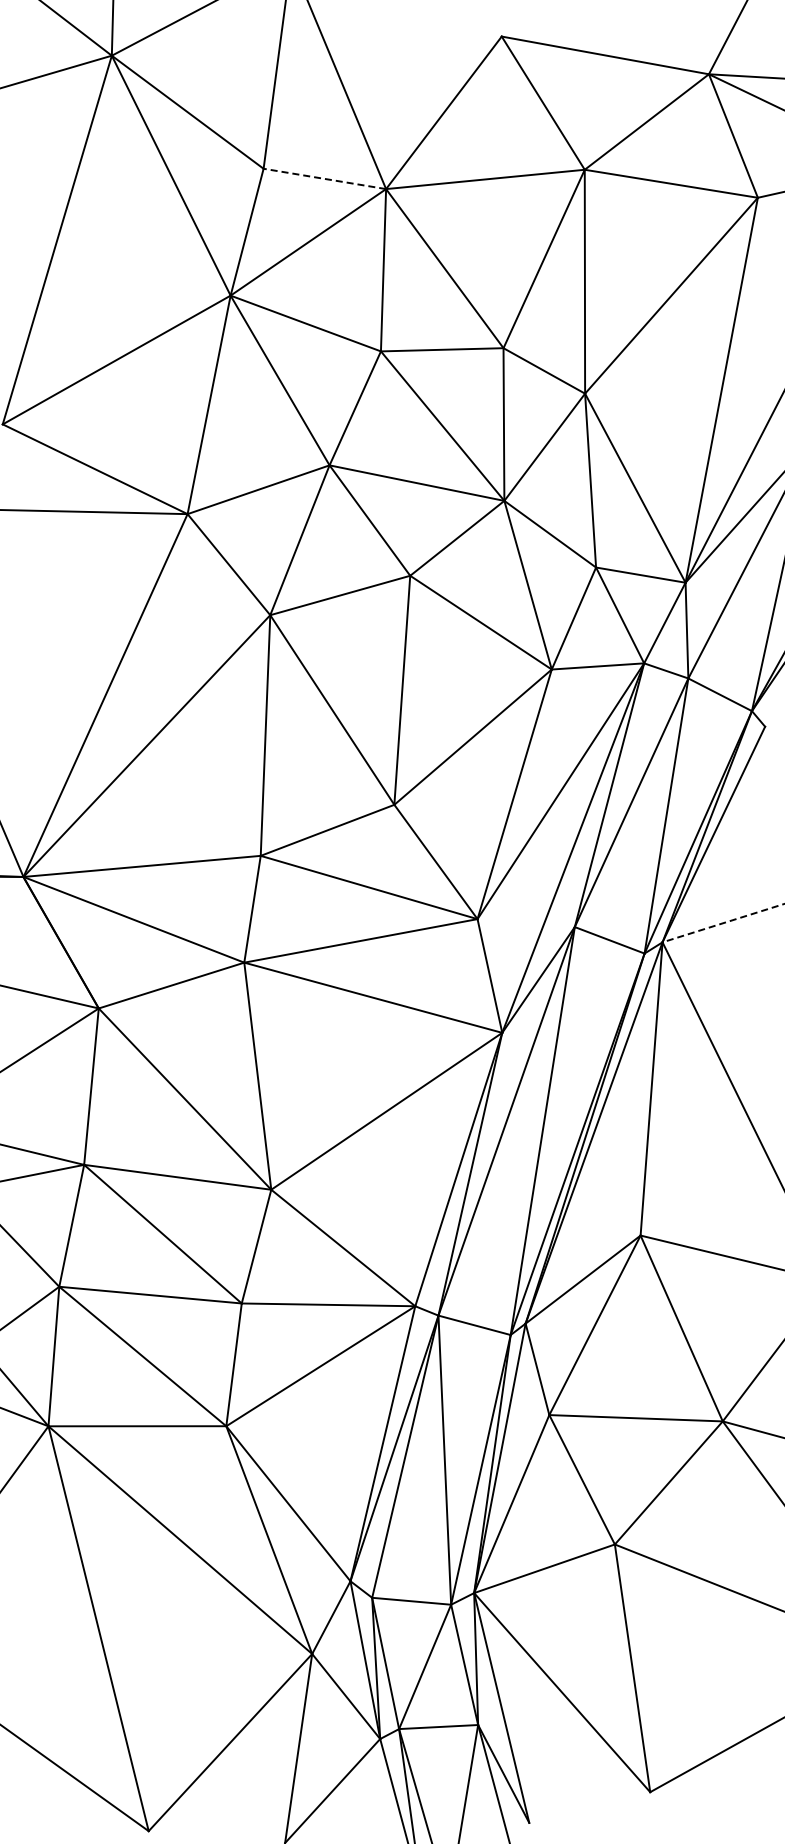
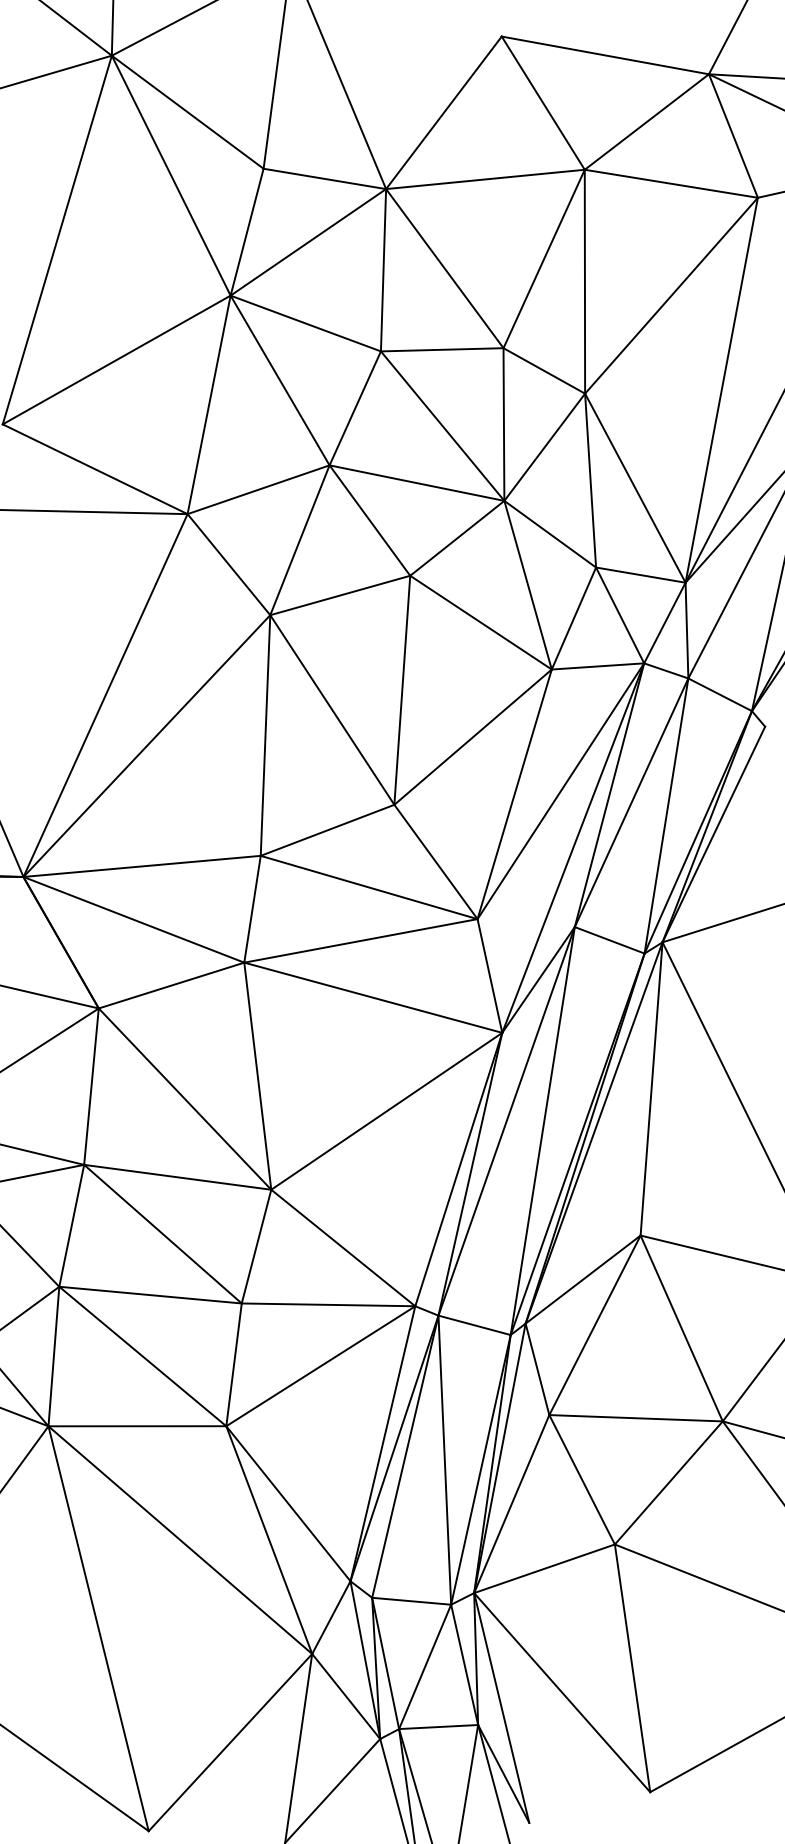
line: dashed -> solid (324, 178)
line: dashed -> solid (723, 923)
